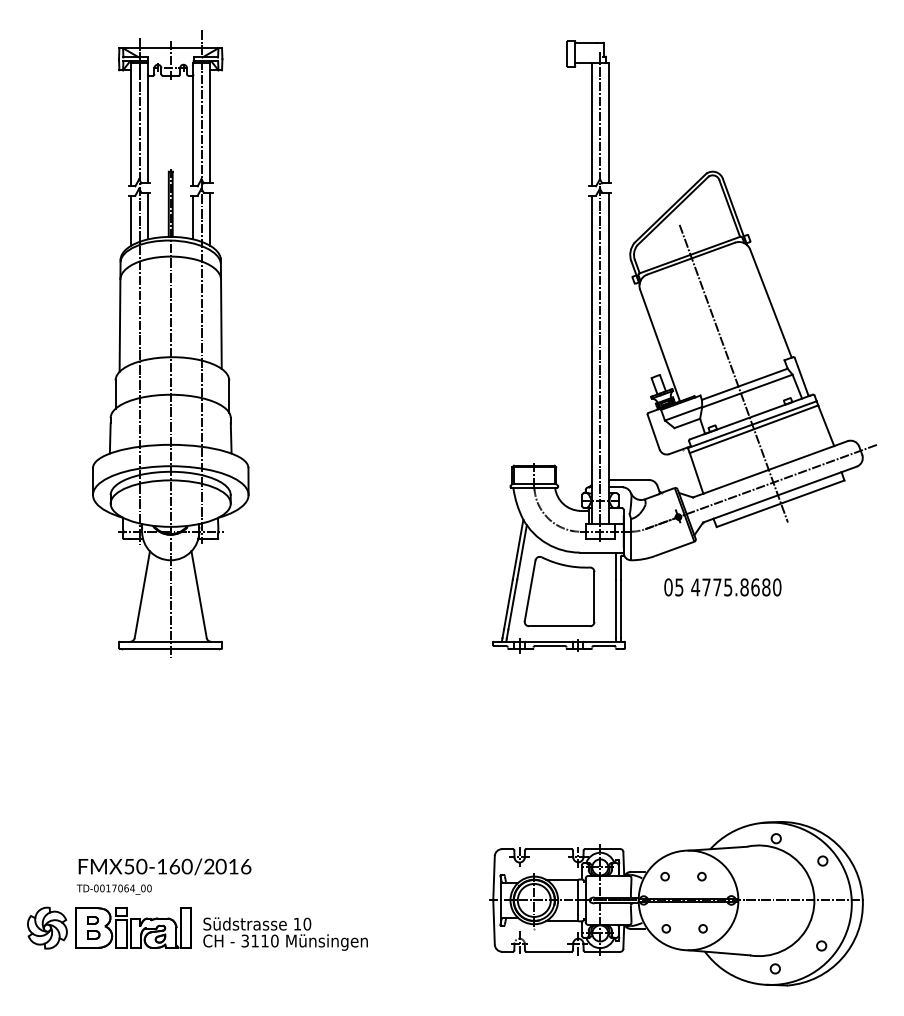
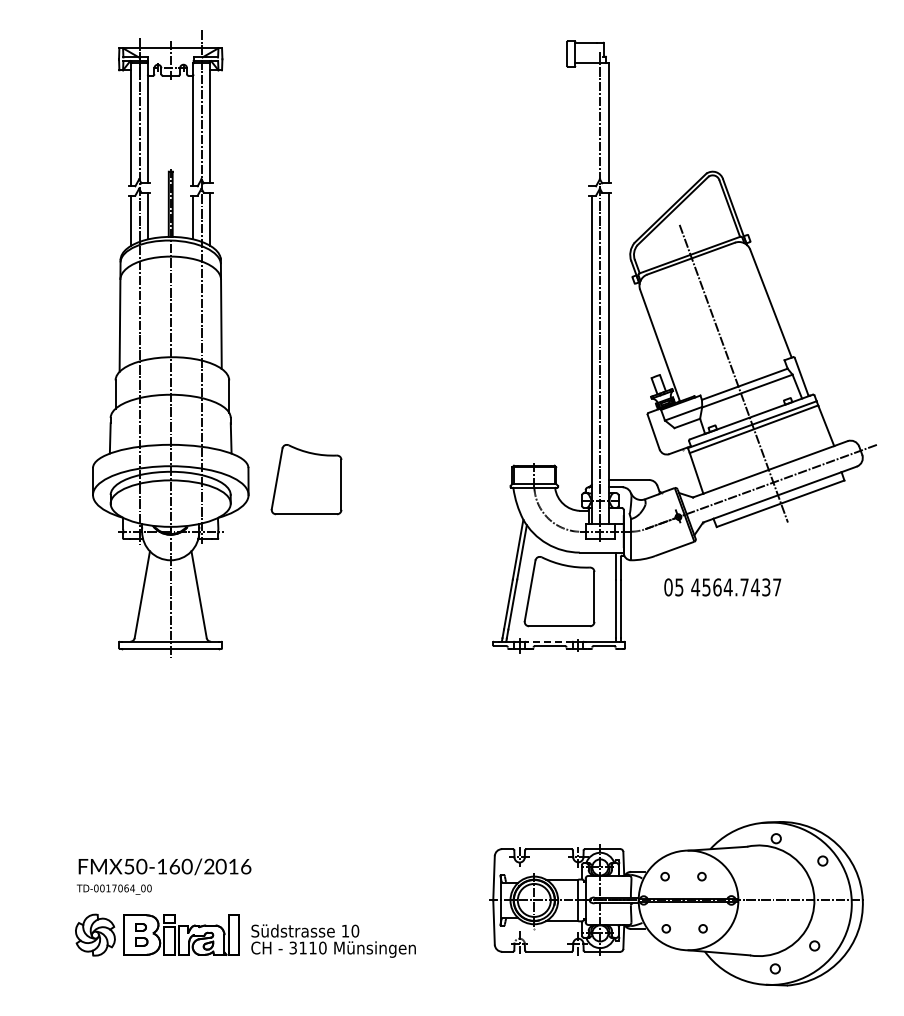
line: present -> none (591, 124)
part: none -> present (306, 479)
text: 4775.8680 -> 4564.7437 (741, 587)
line: solid -> dashed (550, 641)
part position: (197, 928) -> (245, 935) (245, 935)
circle position: (821, 945) -> (814, 945) (814, 945)
